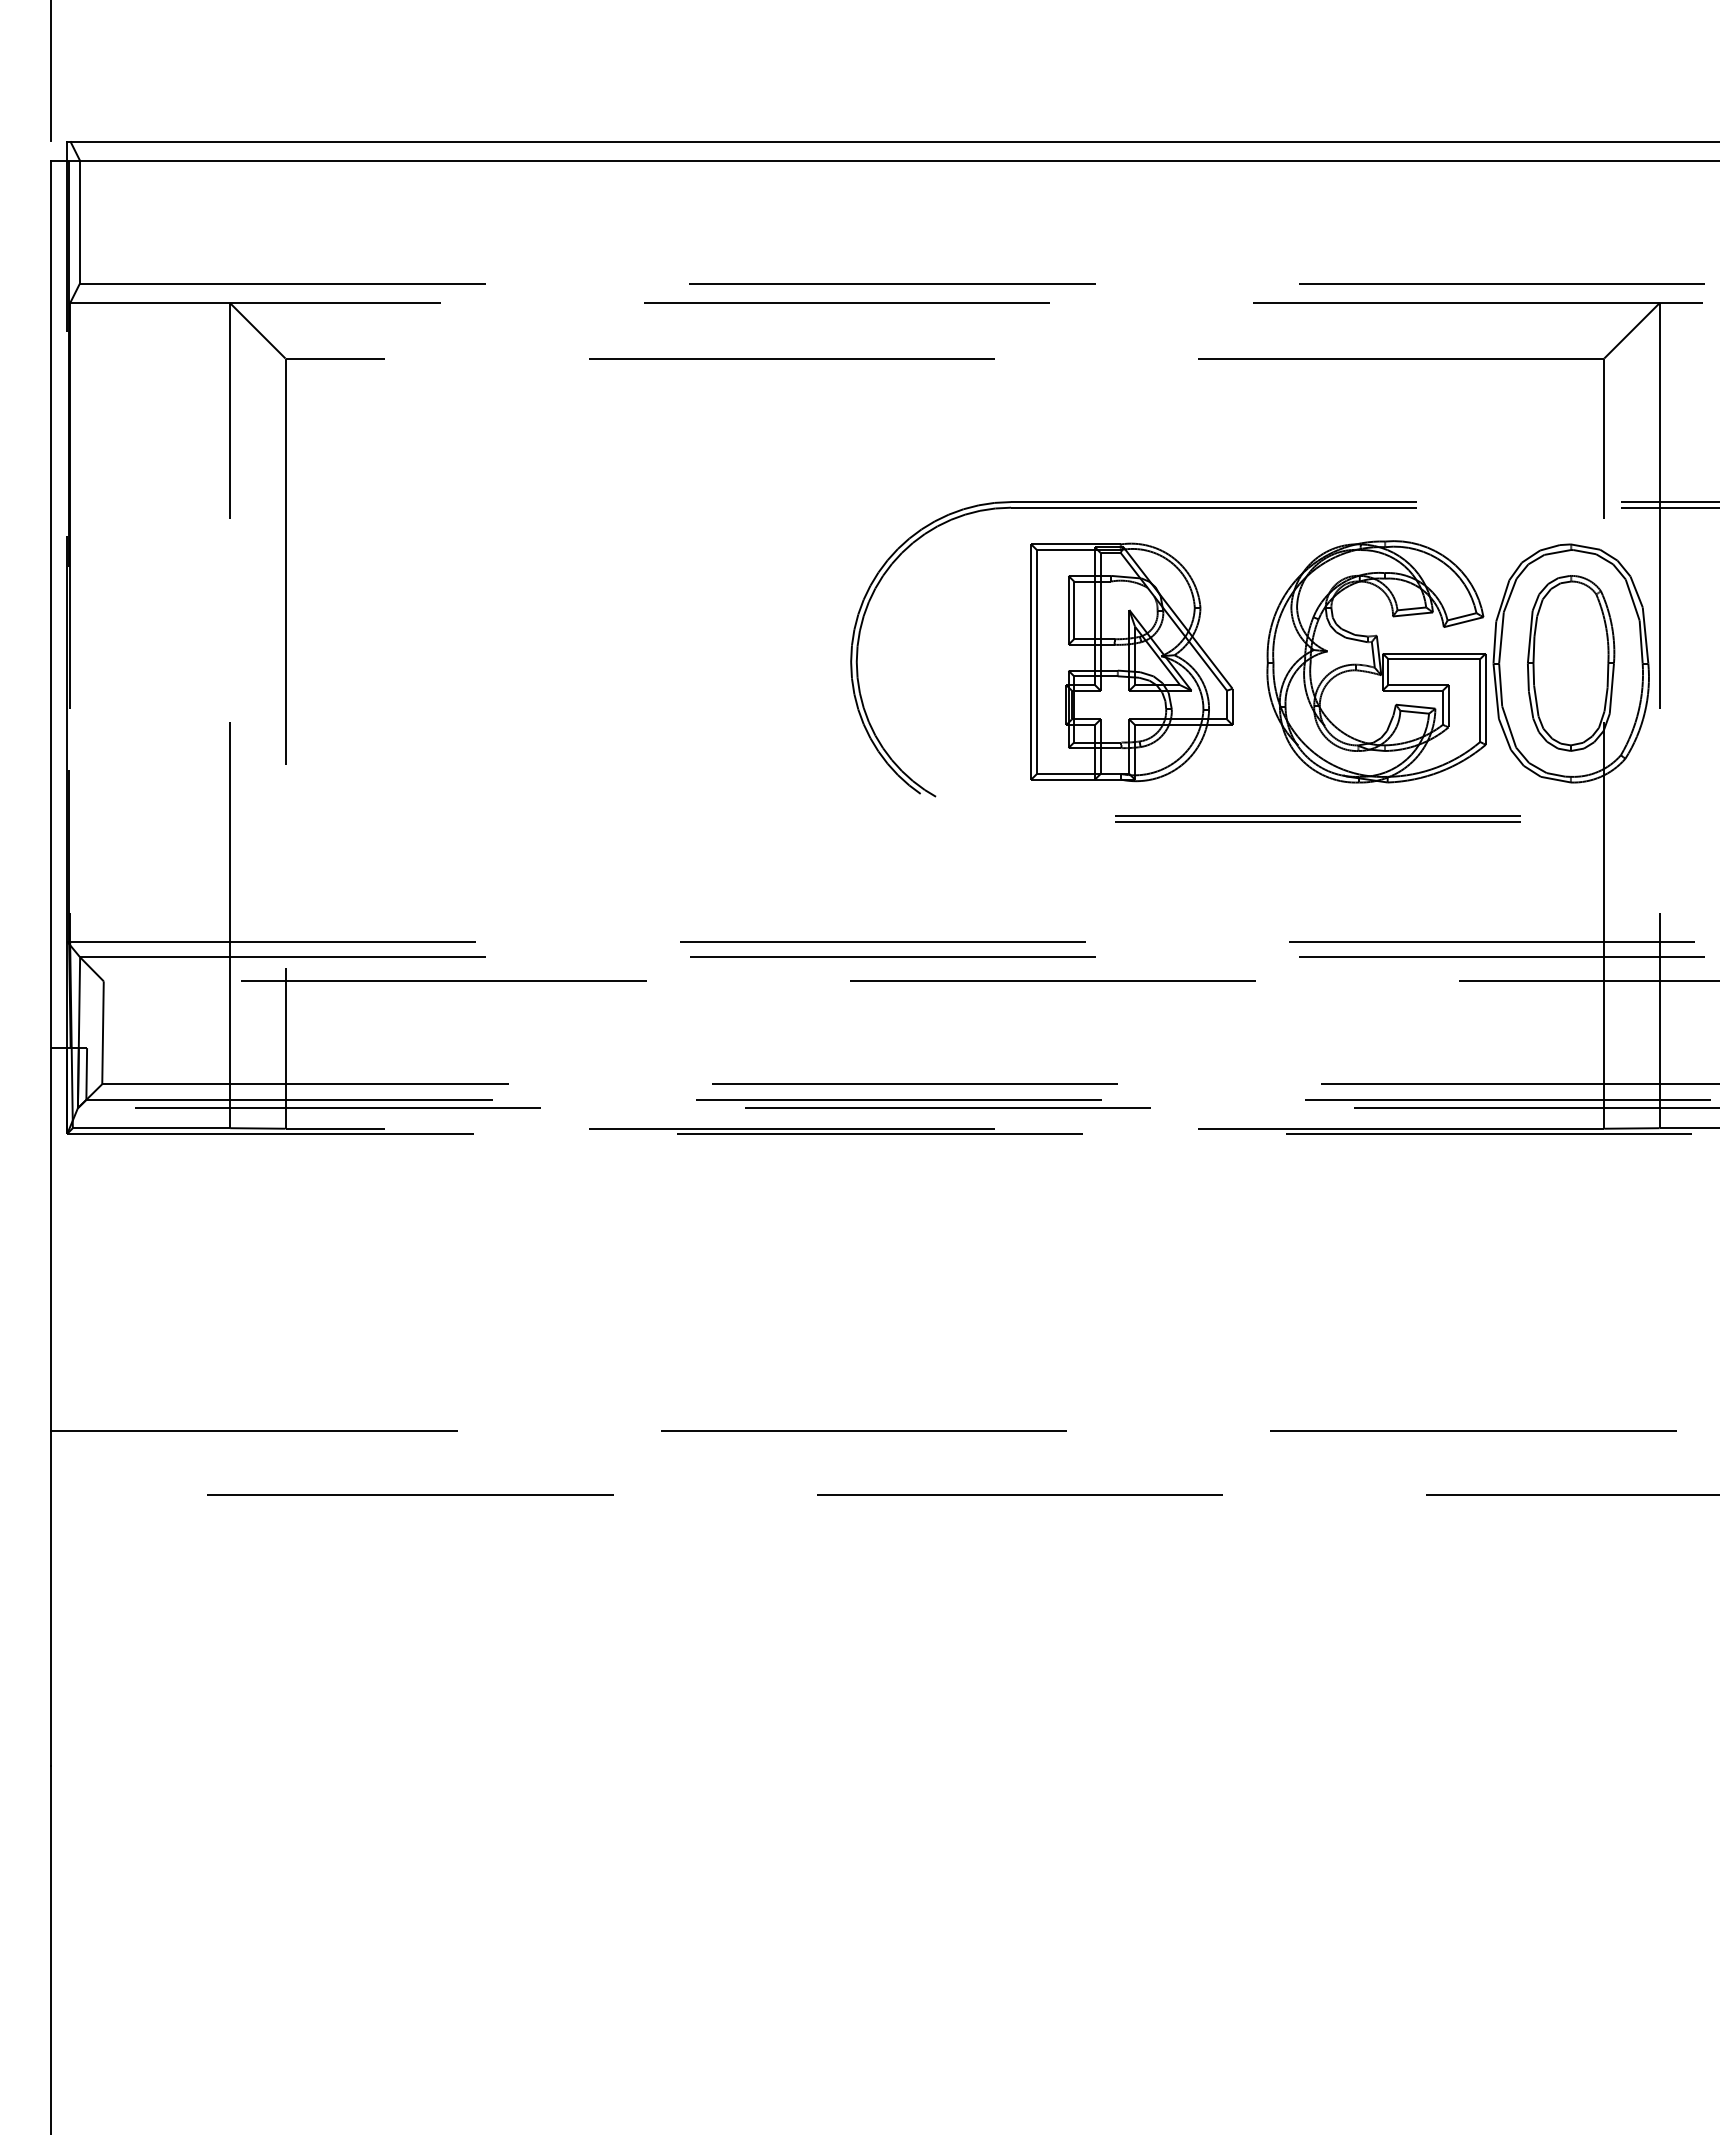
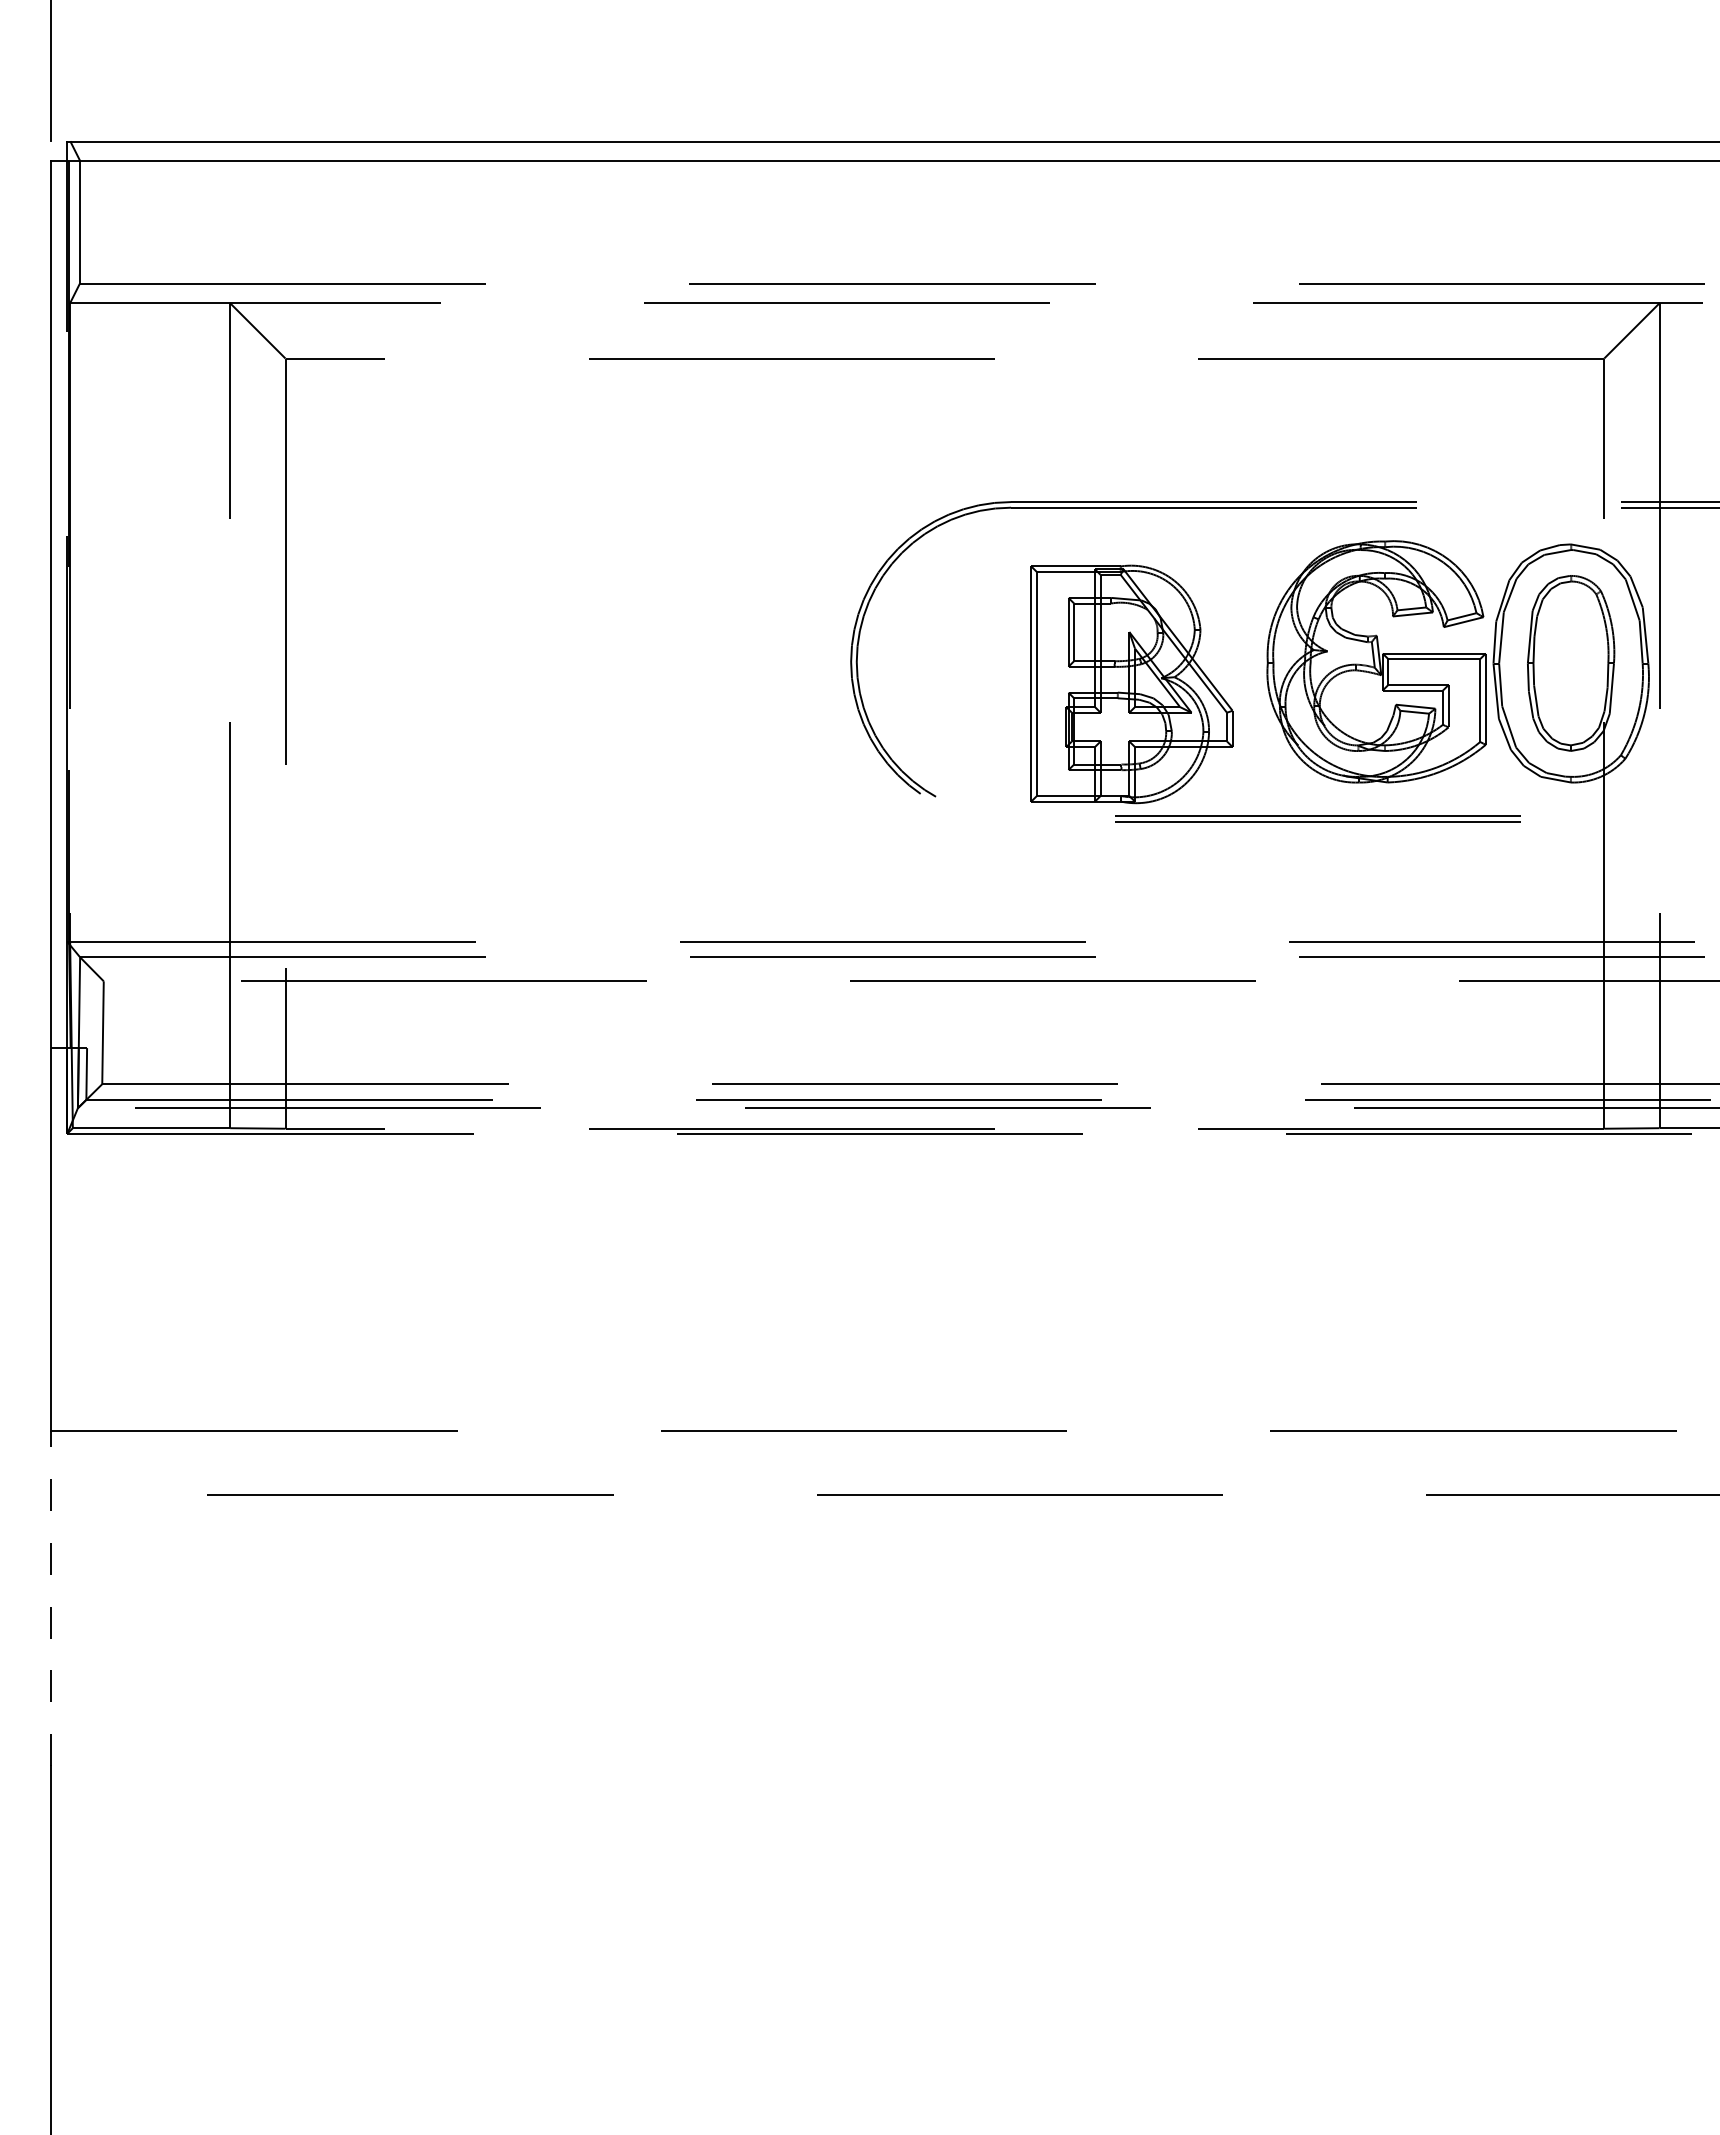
part position: (1131, 662) -> (1131, 684) (1131, 684)
line: solid -> dashed (51, 1598)
